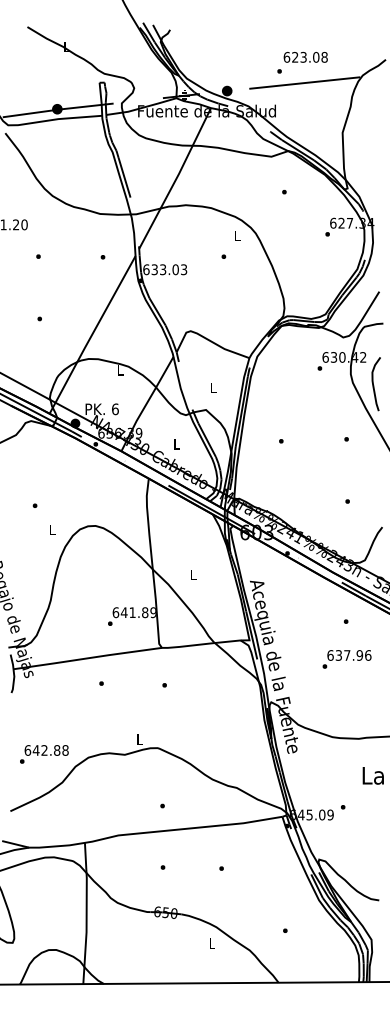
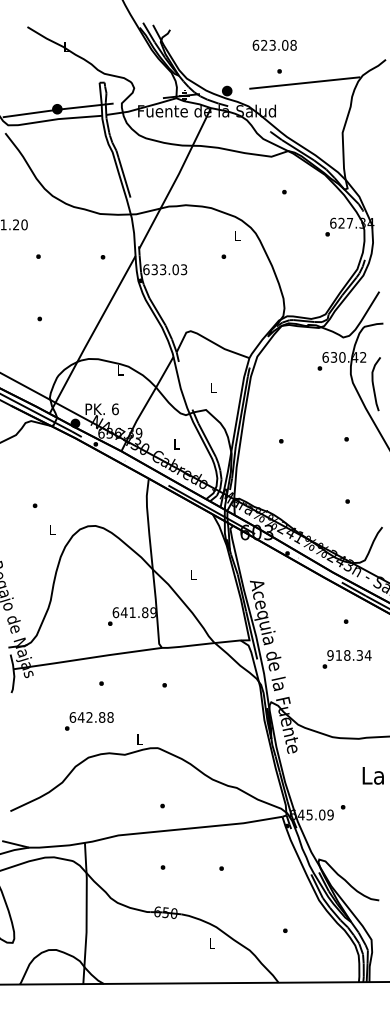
text position: (305, 57) -> (274, 45) (274, 45)
text: 637.96 -> 918.34 (349, 655)
text position: (44, 754) -> (89, 721) (89, 721)
